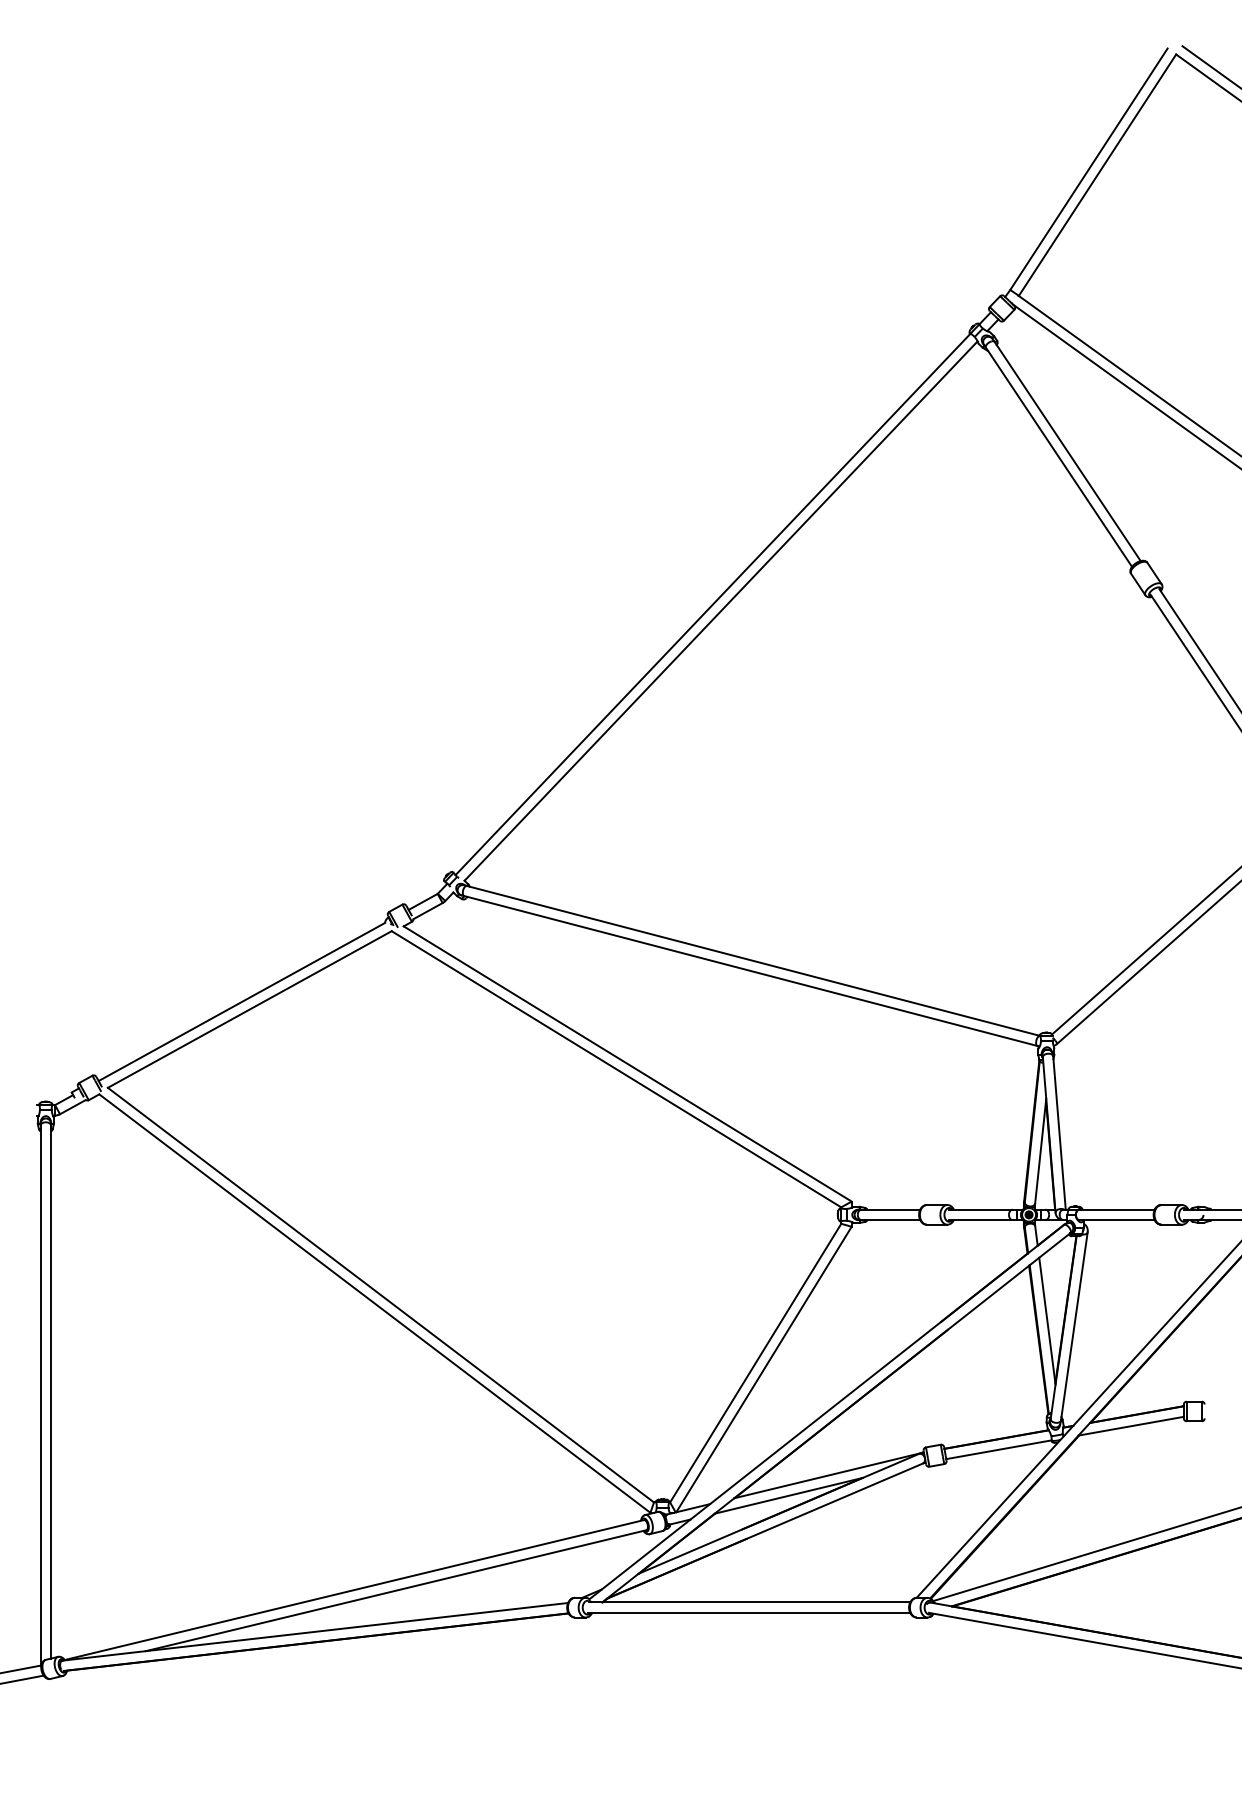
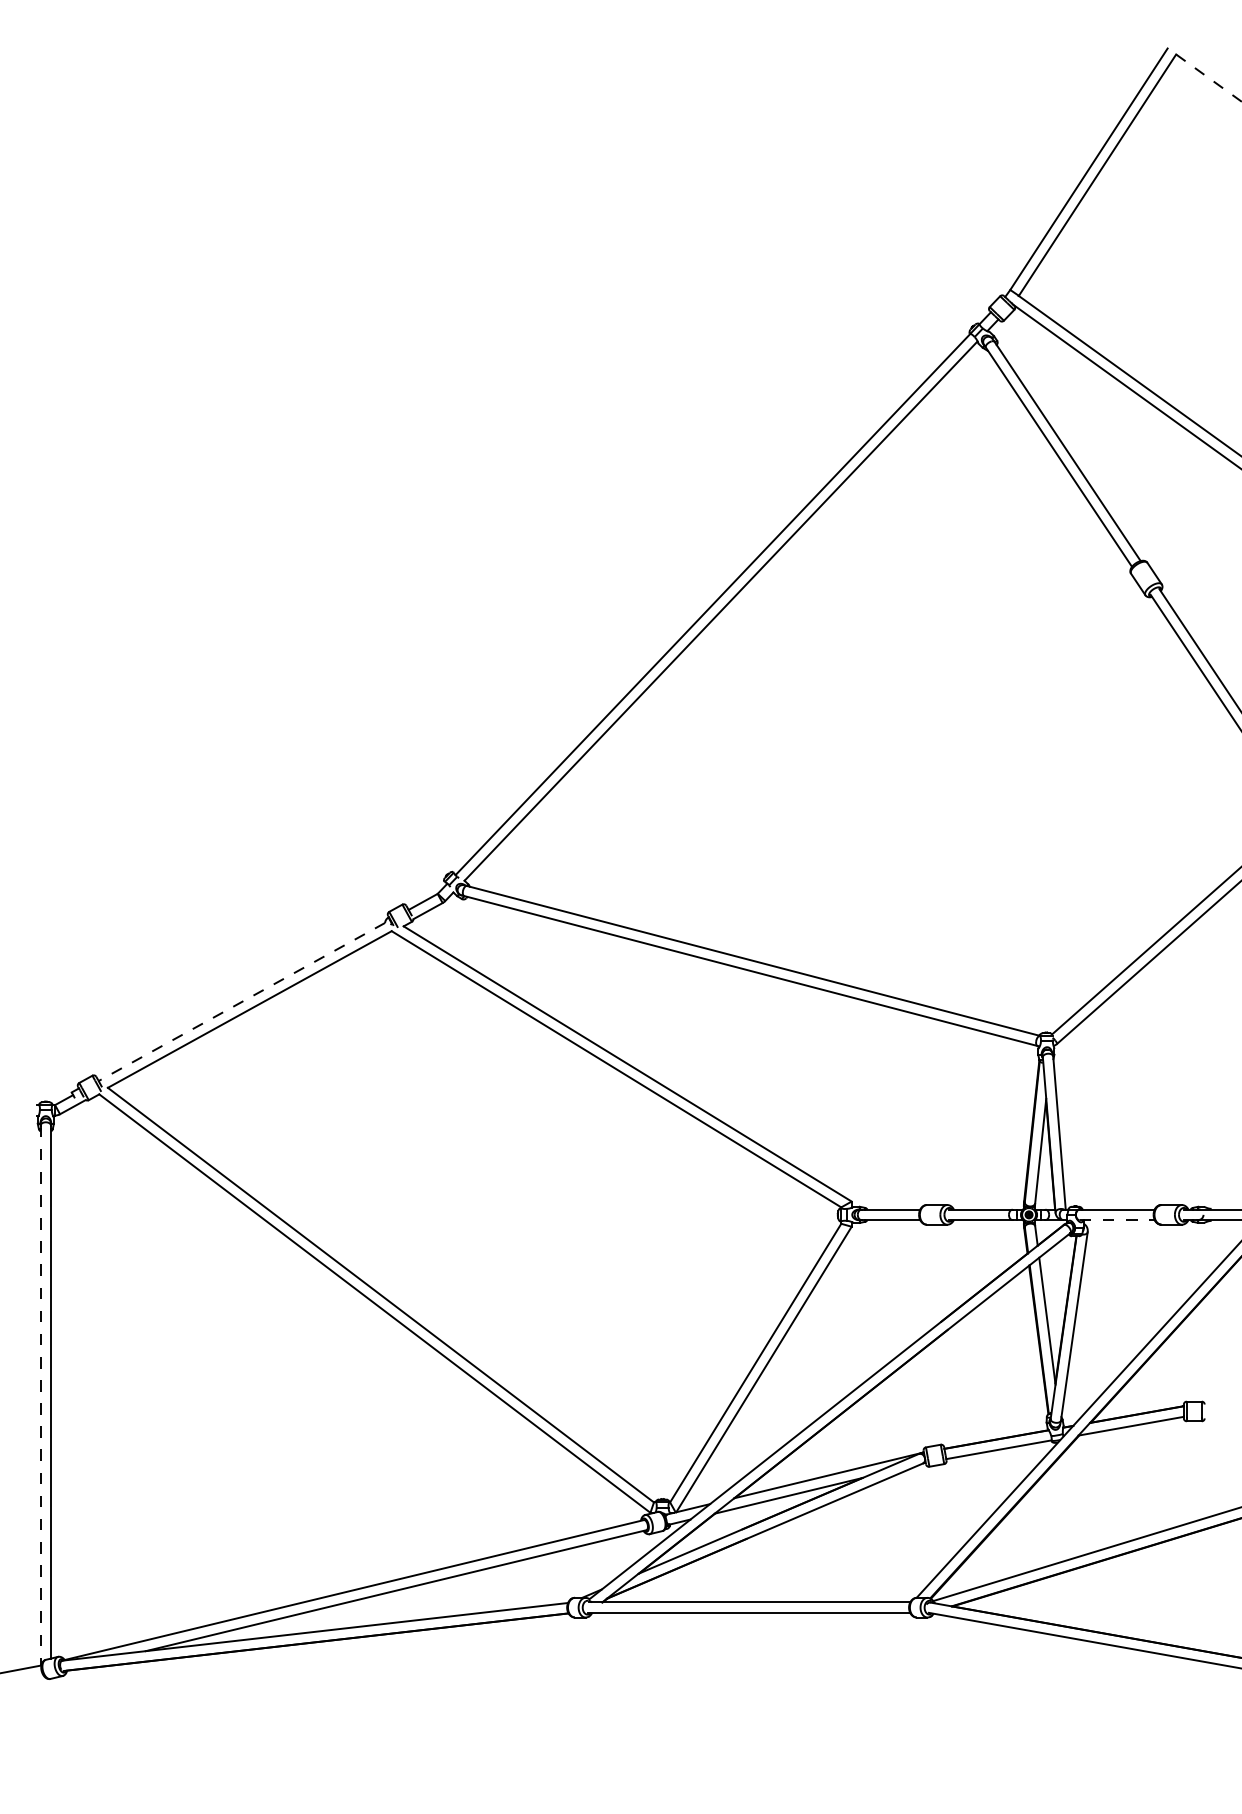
line: present -> none (1210, 66)
line: solid -> dashed (1209, 78)
line: solid -> dashed (241, 1001)
line: solid -> dashed (1117, 1220)
line: solid -> dashed (40, 1395)
line: present -> none (22, 1679)
